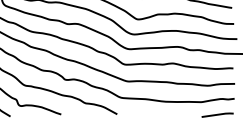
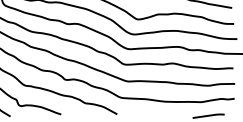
line position: (217, 114) -> (208, 115) (208, 115)
